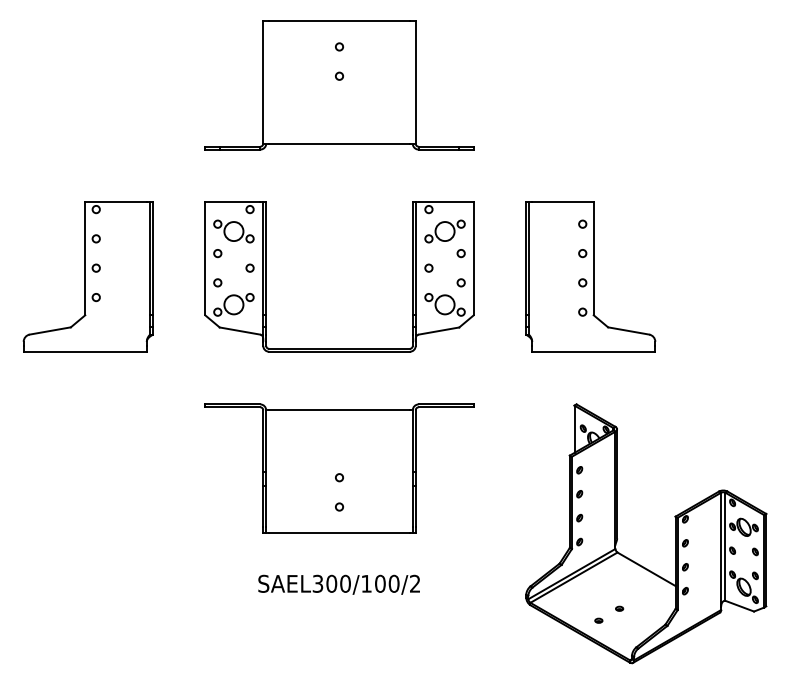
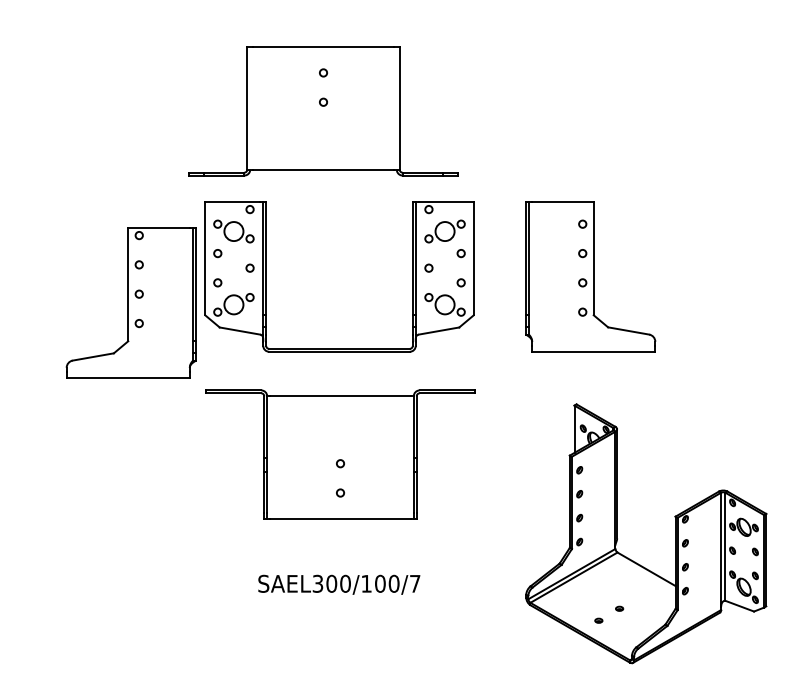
part position: (339, 85) -> (323, 111) (323, 111)
part position: (87, 276) -> (130, 302) (130, 302)
part position: (339, 468) -> (340, 454) (340, 454)
text: SAEL300/100/2 -> SAEL300/100/7 (415, 583)
